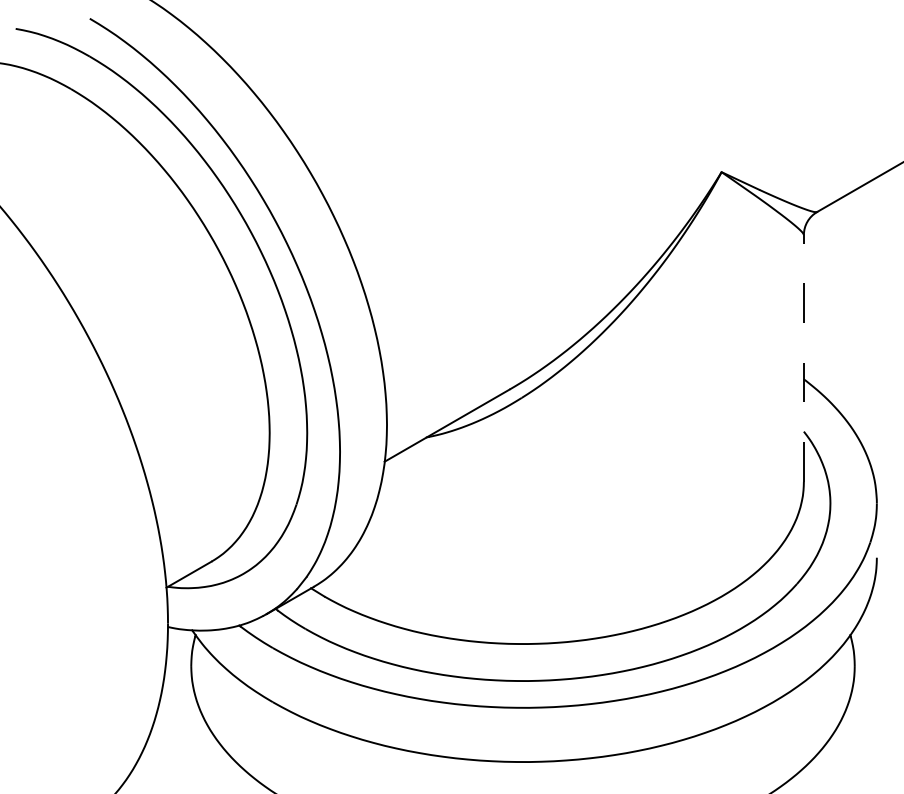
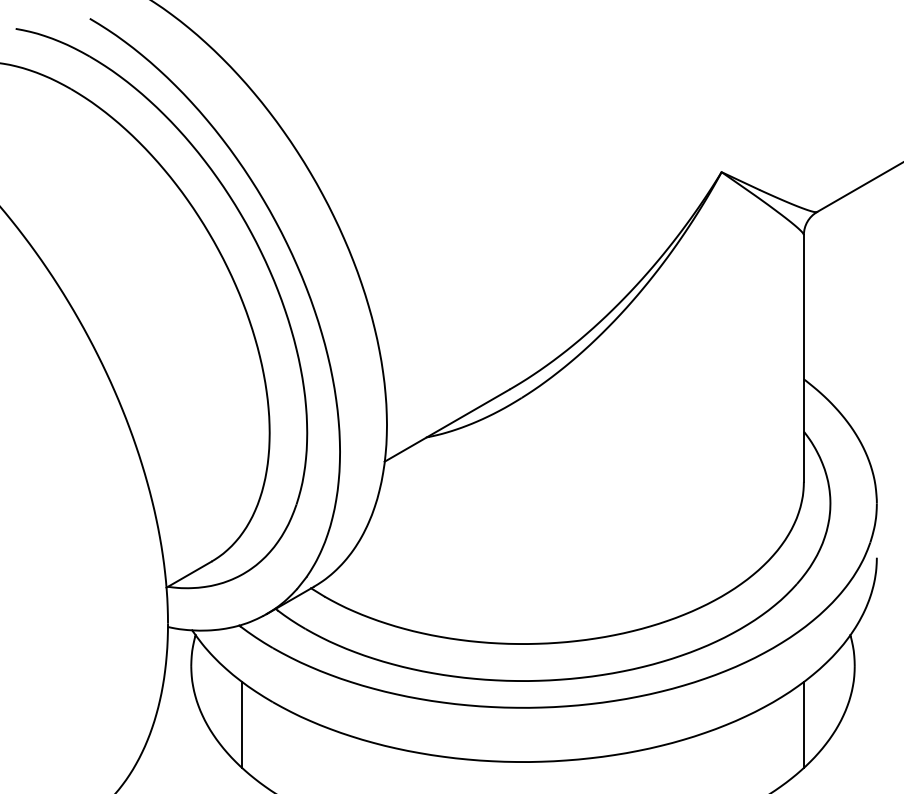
line: dashed -> solid (803, 357)
line: none -> present (242, 724)
line: none -> present (803, 724)
